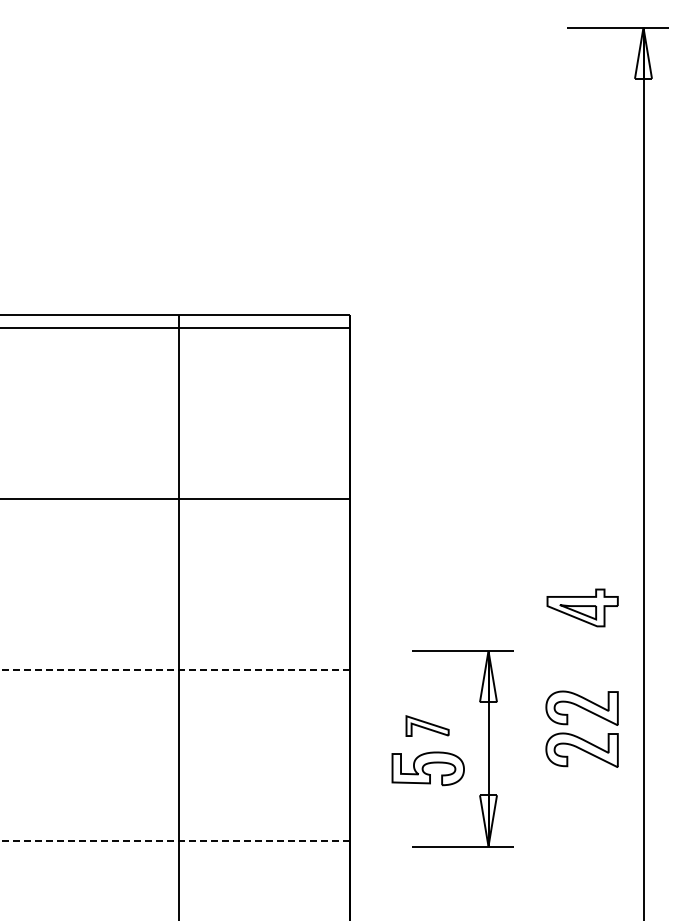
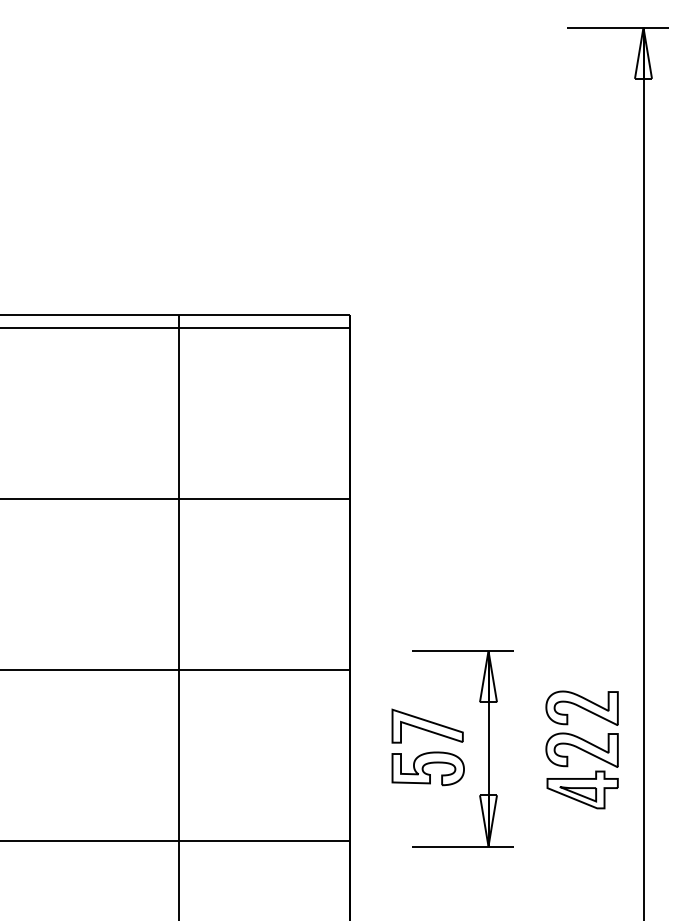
part position: (582, 607) -> (582, 789) (582, 789)
line: dashed -> solid (174, 670)
part size: 45x22 px -> 73x36 px (427, 725)
line: dashed -> solid (174, 841)
